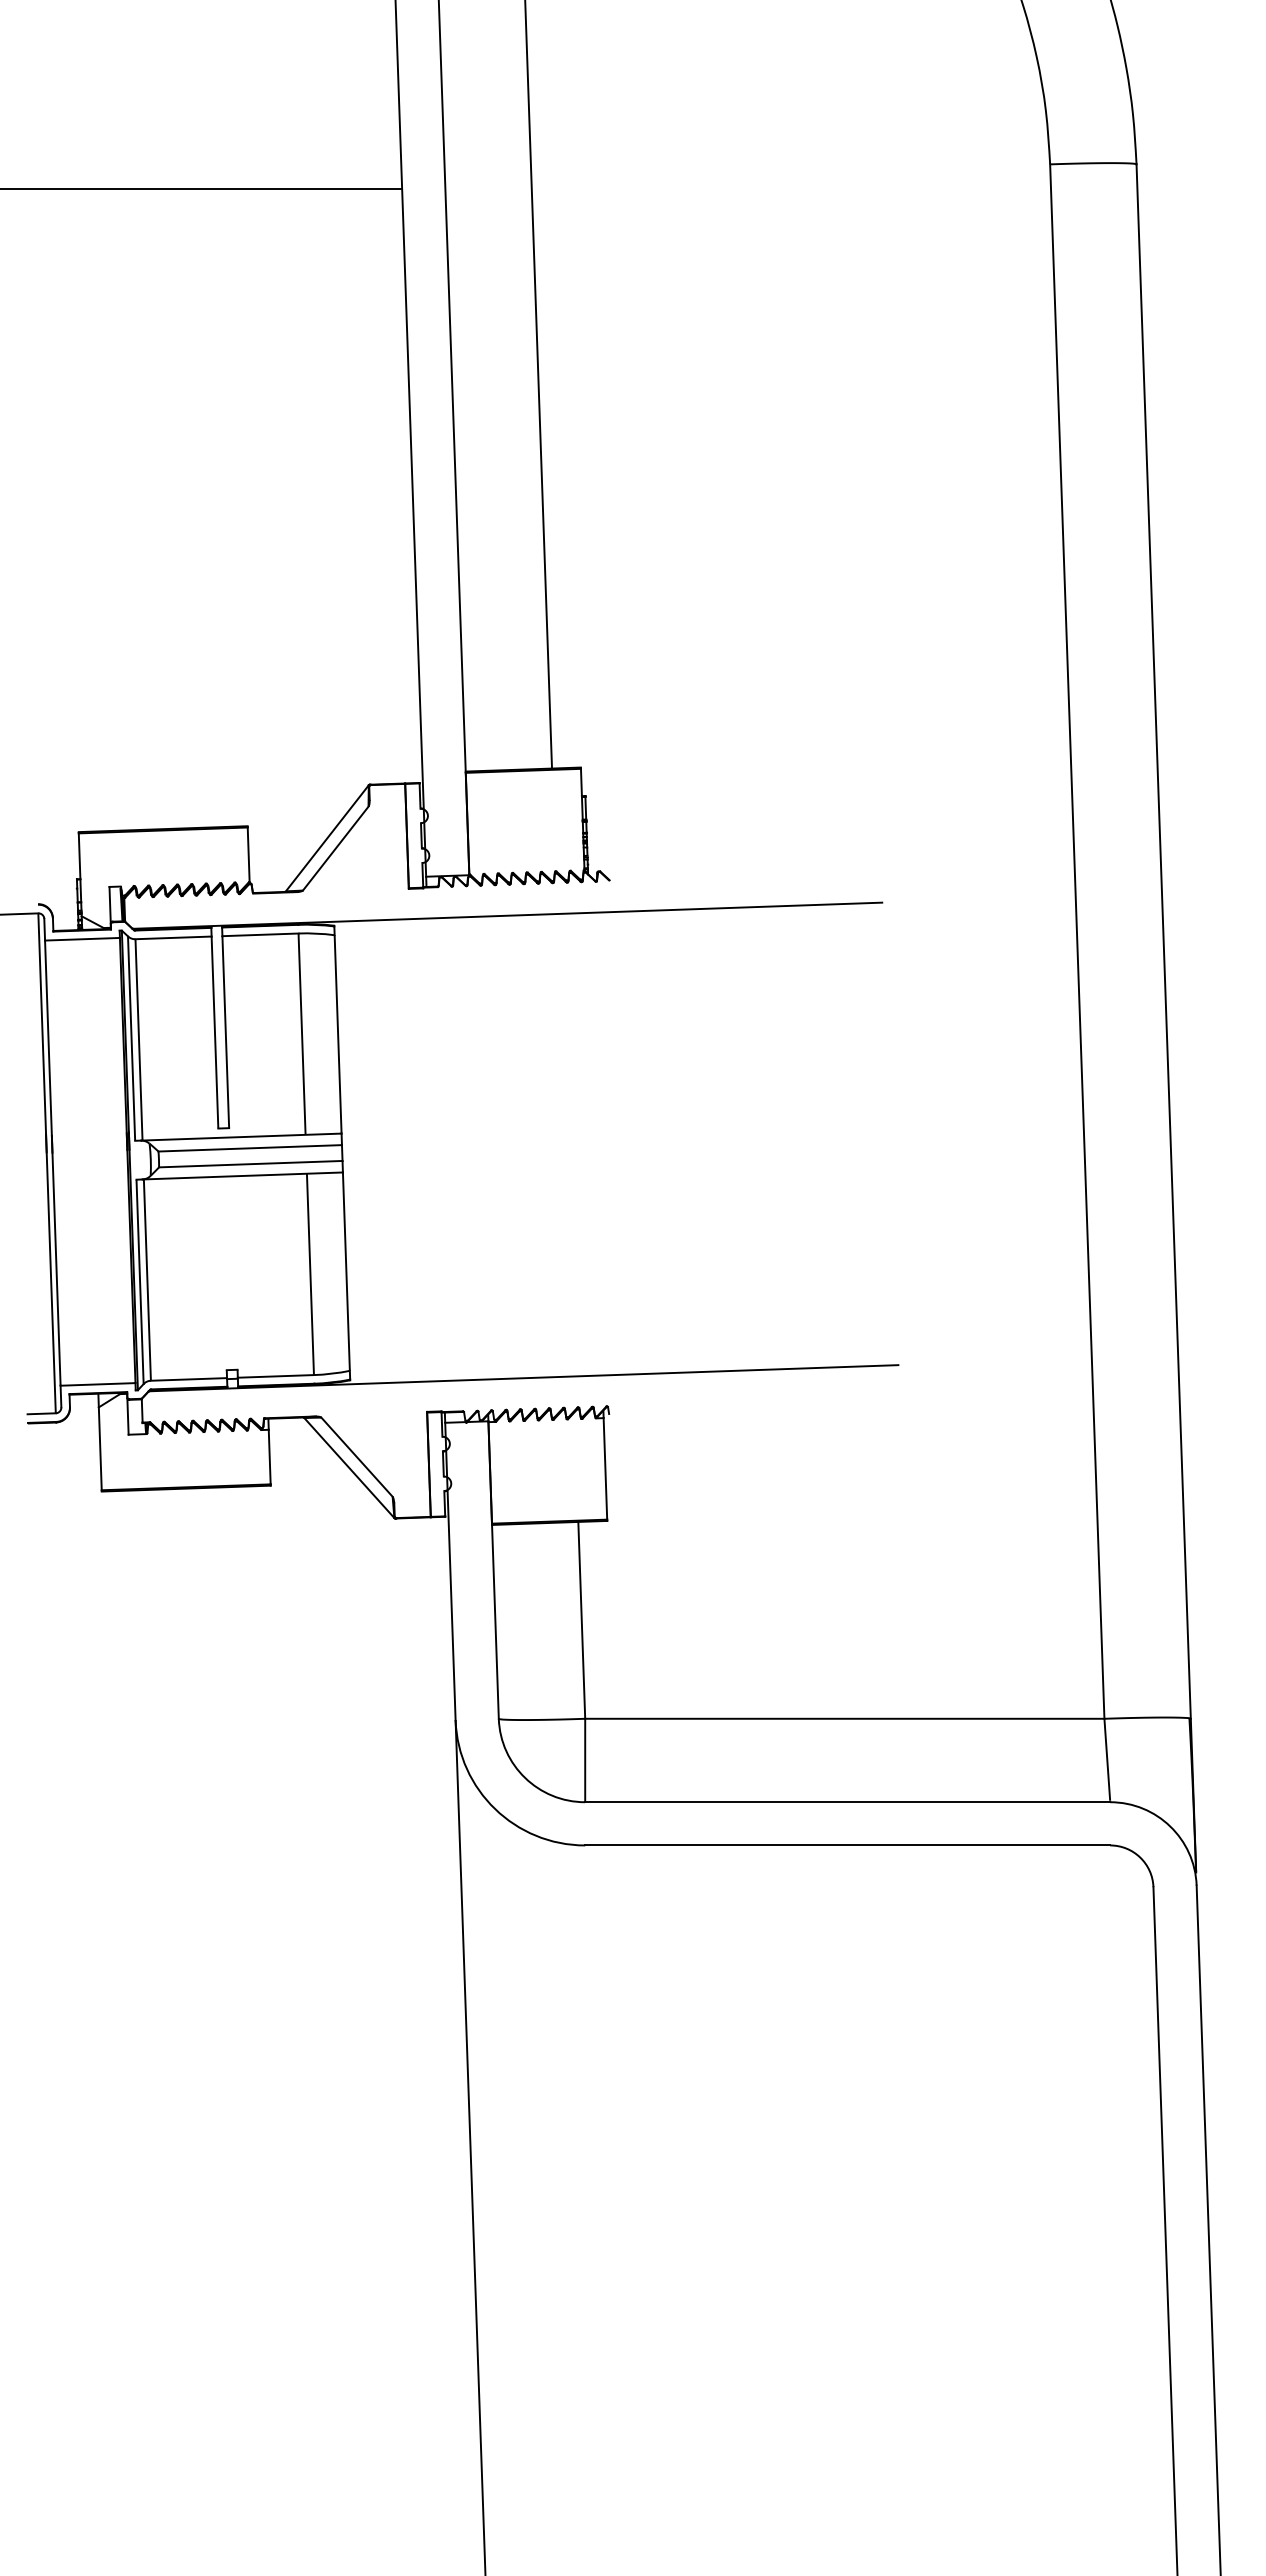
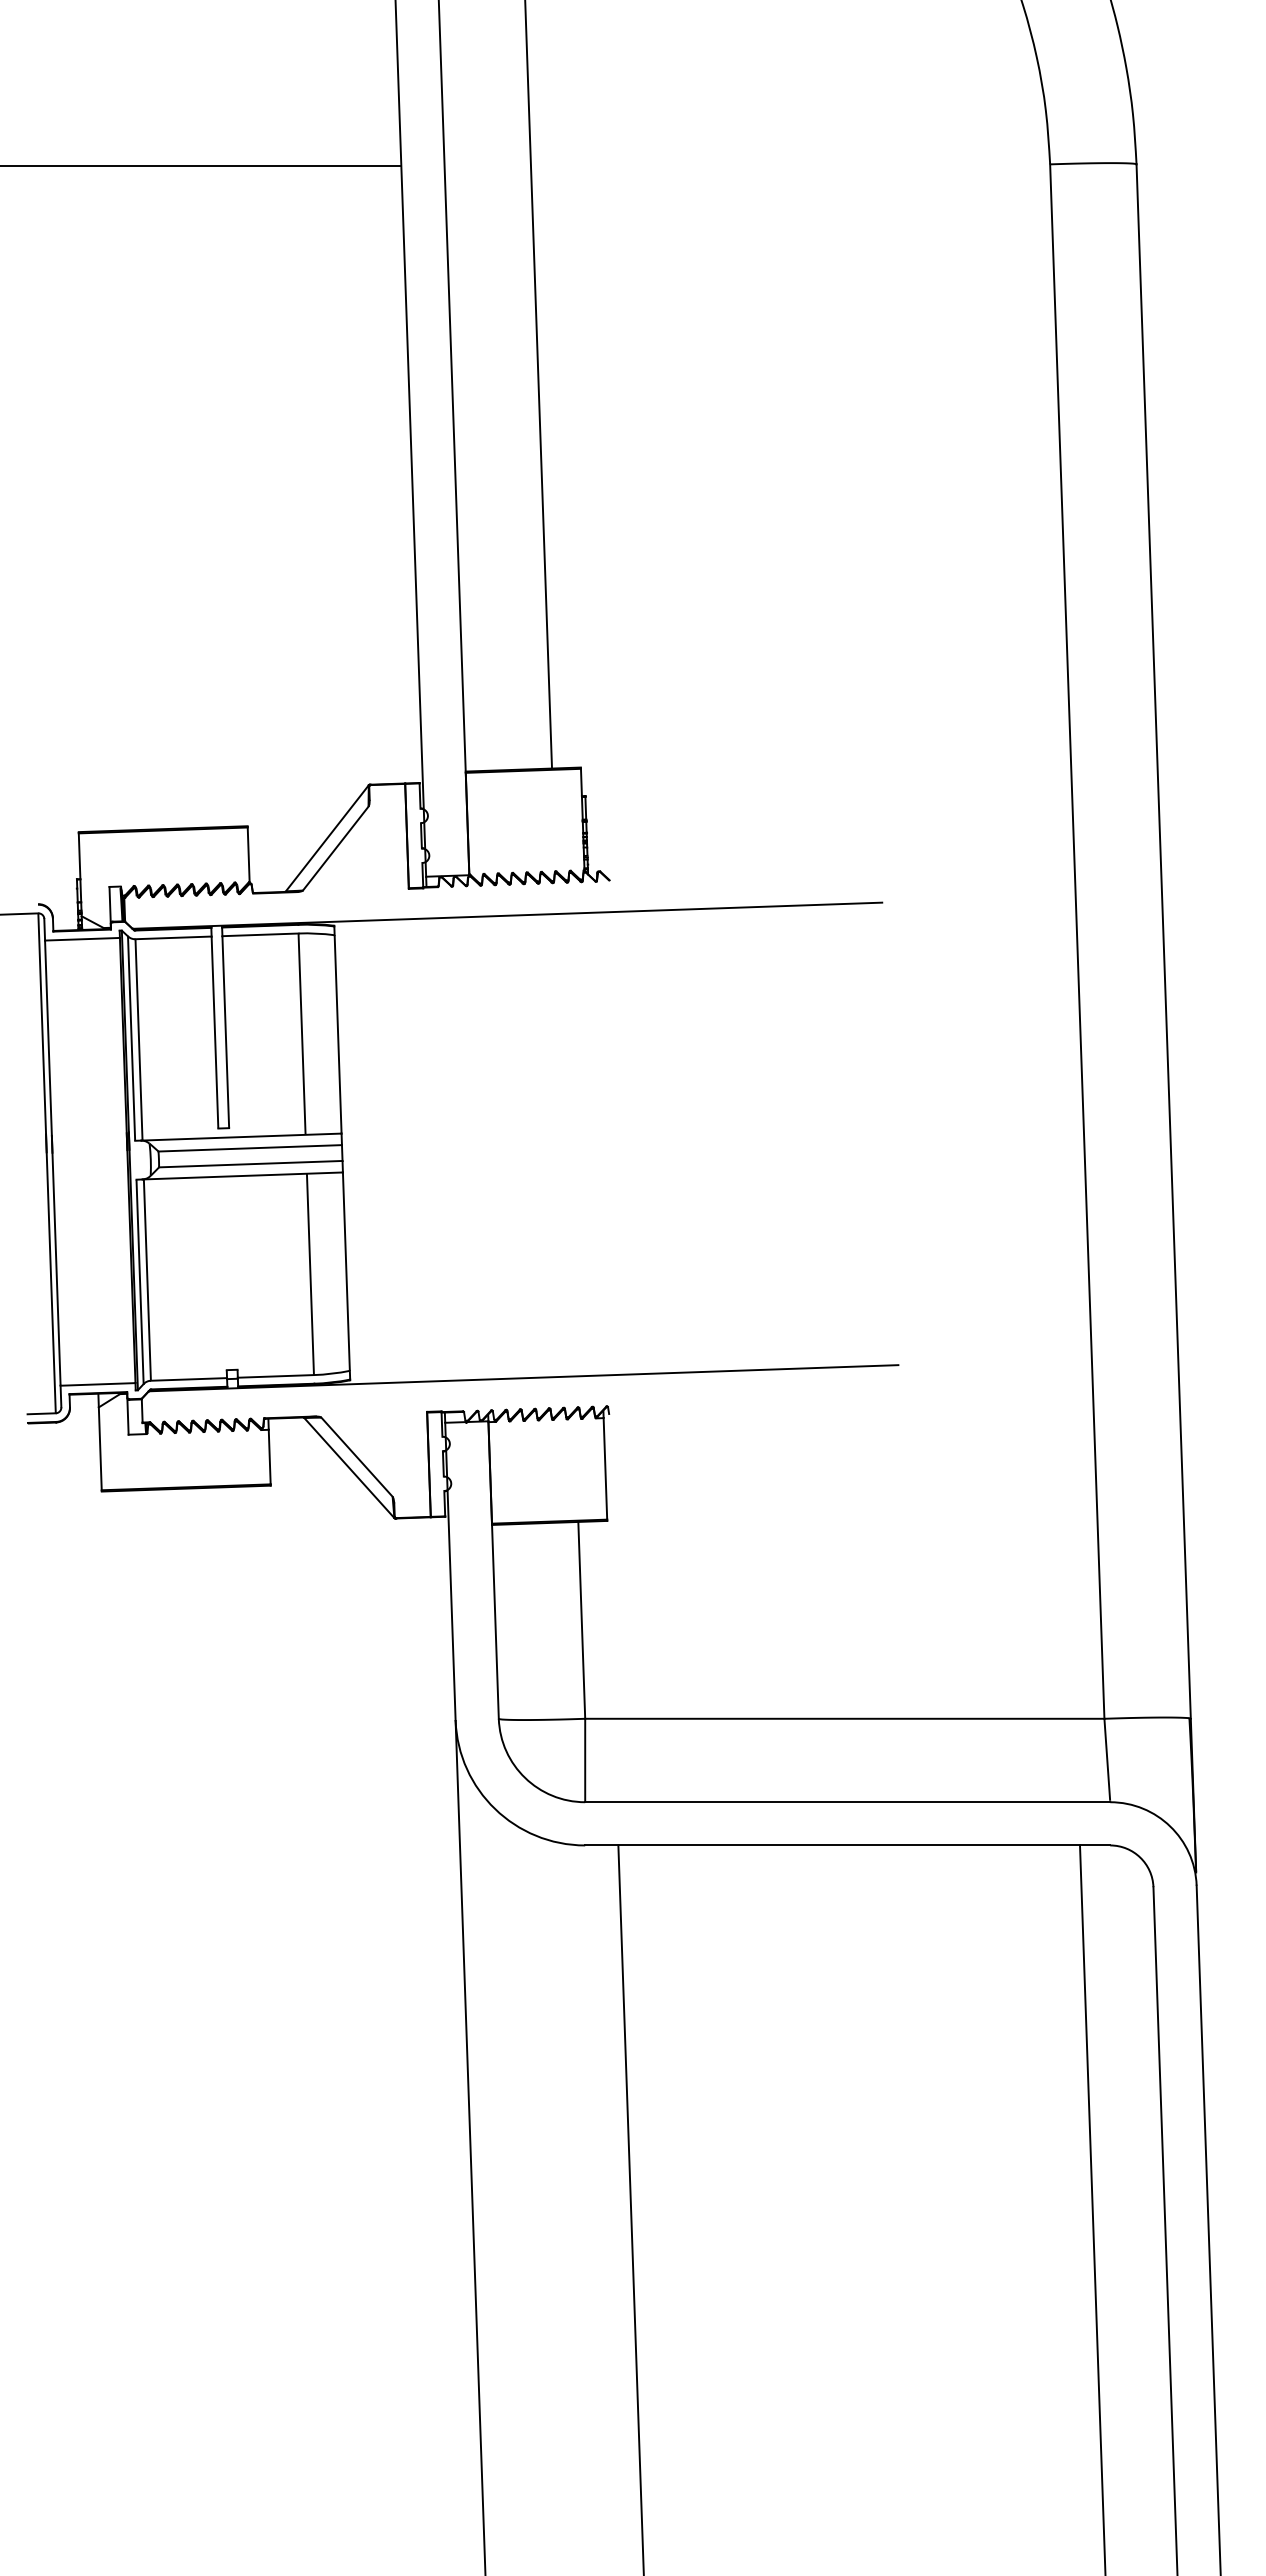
line position: (201, 188) -> (201, 165) (201, 165)
line: none -> present (630, 2208)
line: none -> present (1092, 2208)
